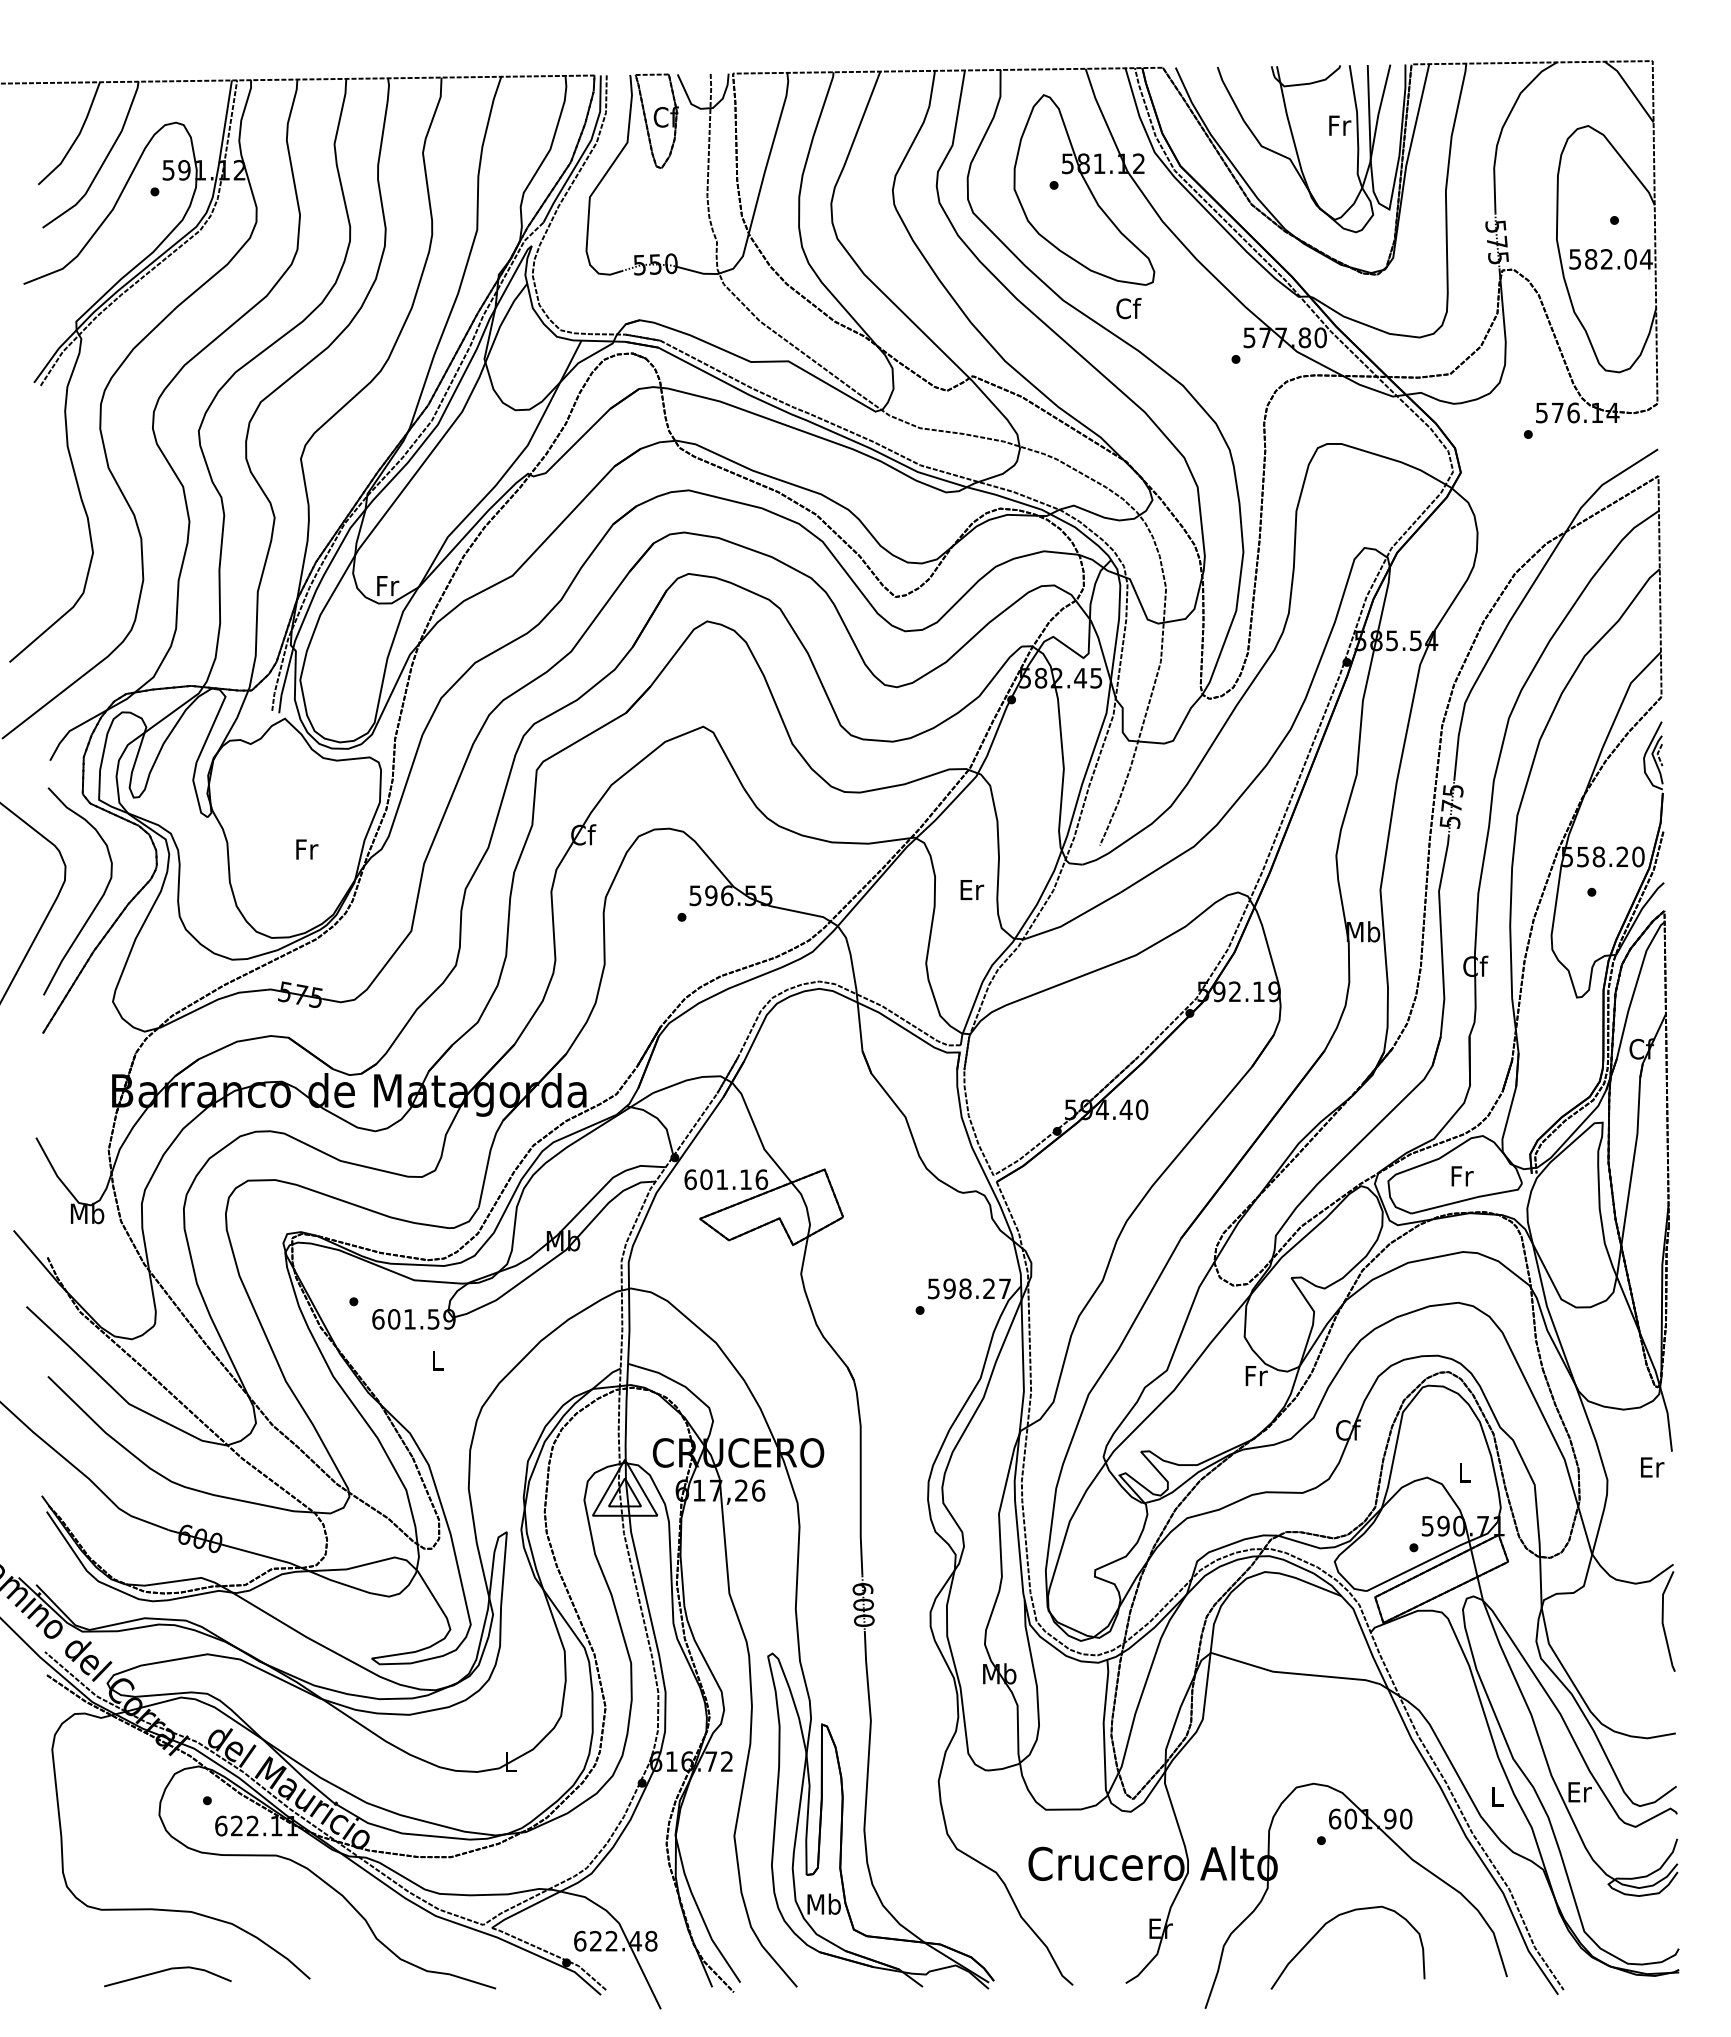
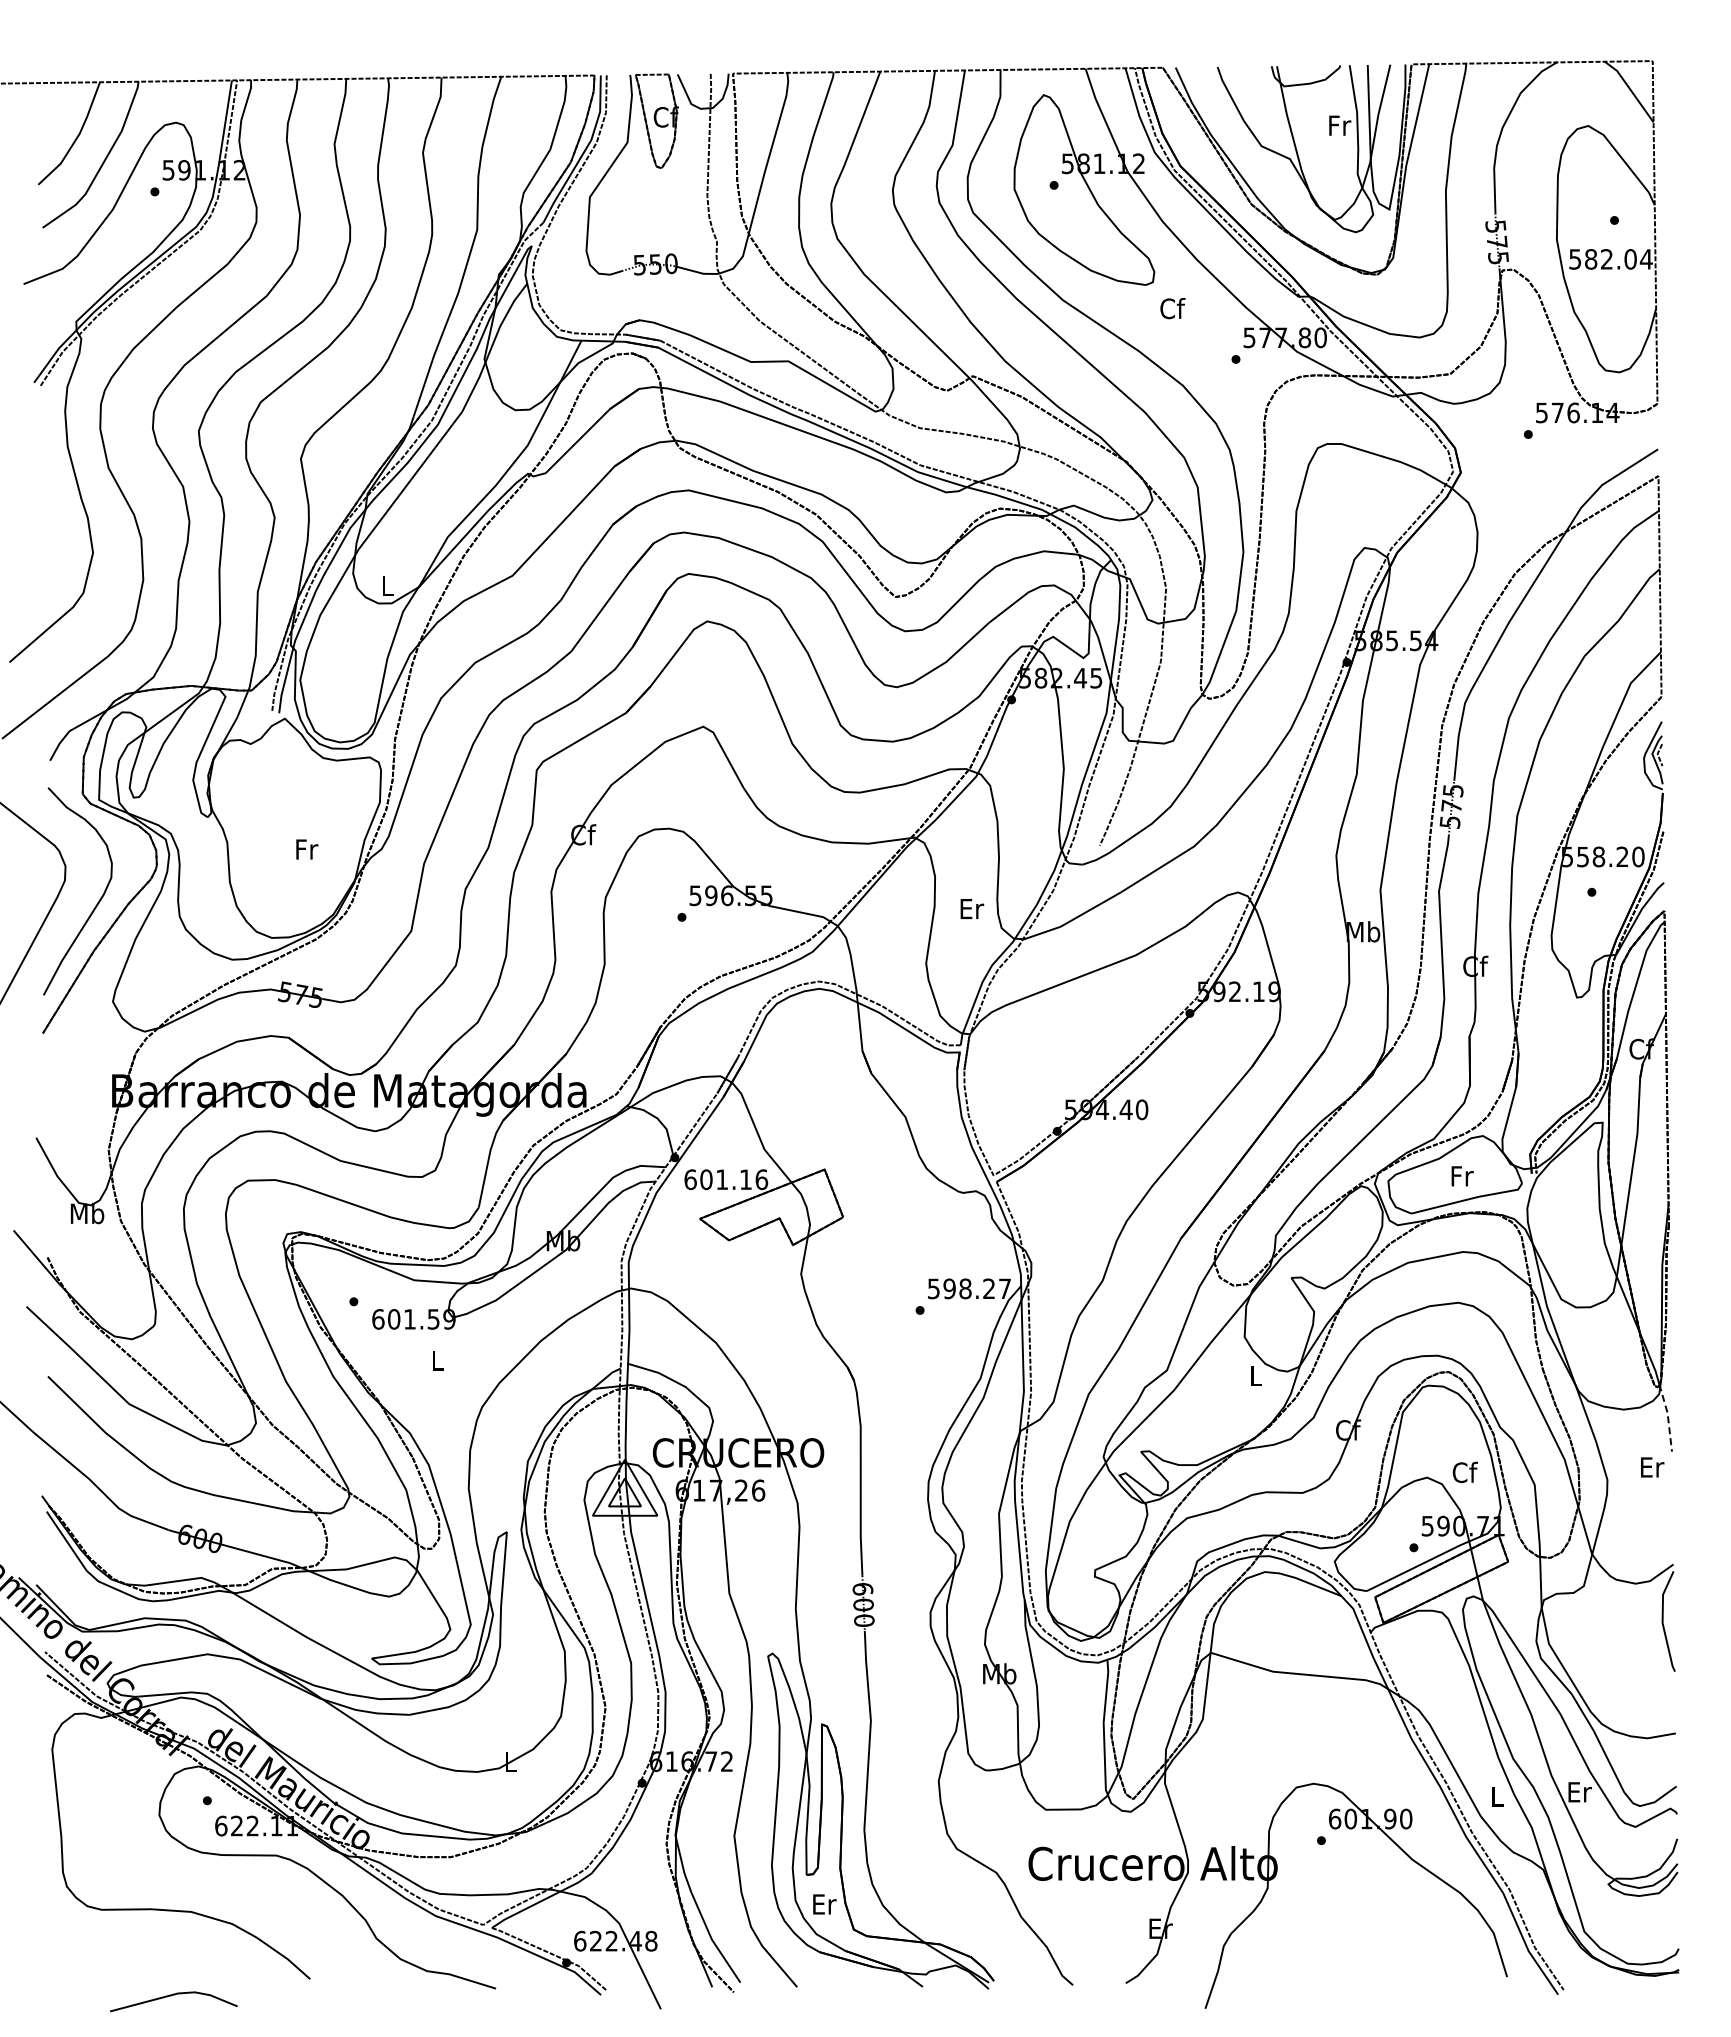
text position: (1128, 308) -> (1172, 308) (1172, 308)
text: Fr -> L (388, 586)
text position: (972, 889) -> (972, 908) (972, 908)
text: Fr -> L (1256, 1375)
line: solid -> dashed (1668, 1417)
text: L -> Cf (1464, 1472)
text: Mb -> Er (823, 1903)
curve: present -> none (1331, 1921)
line position: (165, 1971) -> (171, 1996) (171, 1996)
